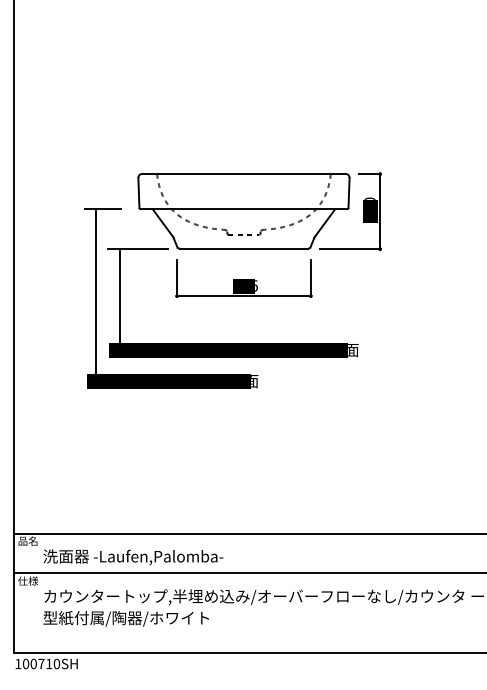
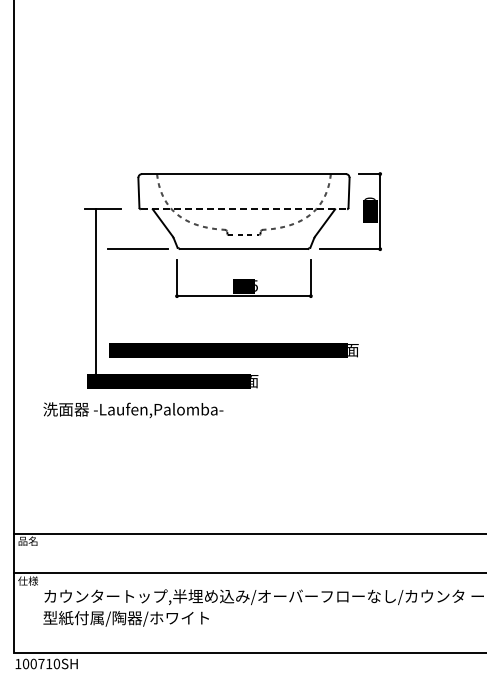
line: solid -> dashed (244, 209)
line: present -> none (119, 296)
text position: (133, 556) -> (133, 409) (133, 409)
